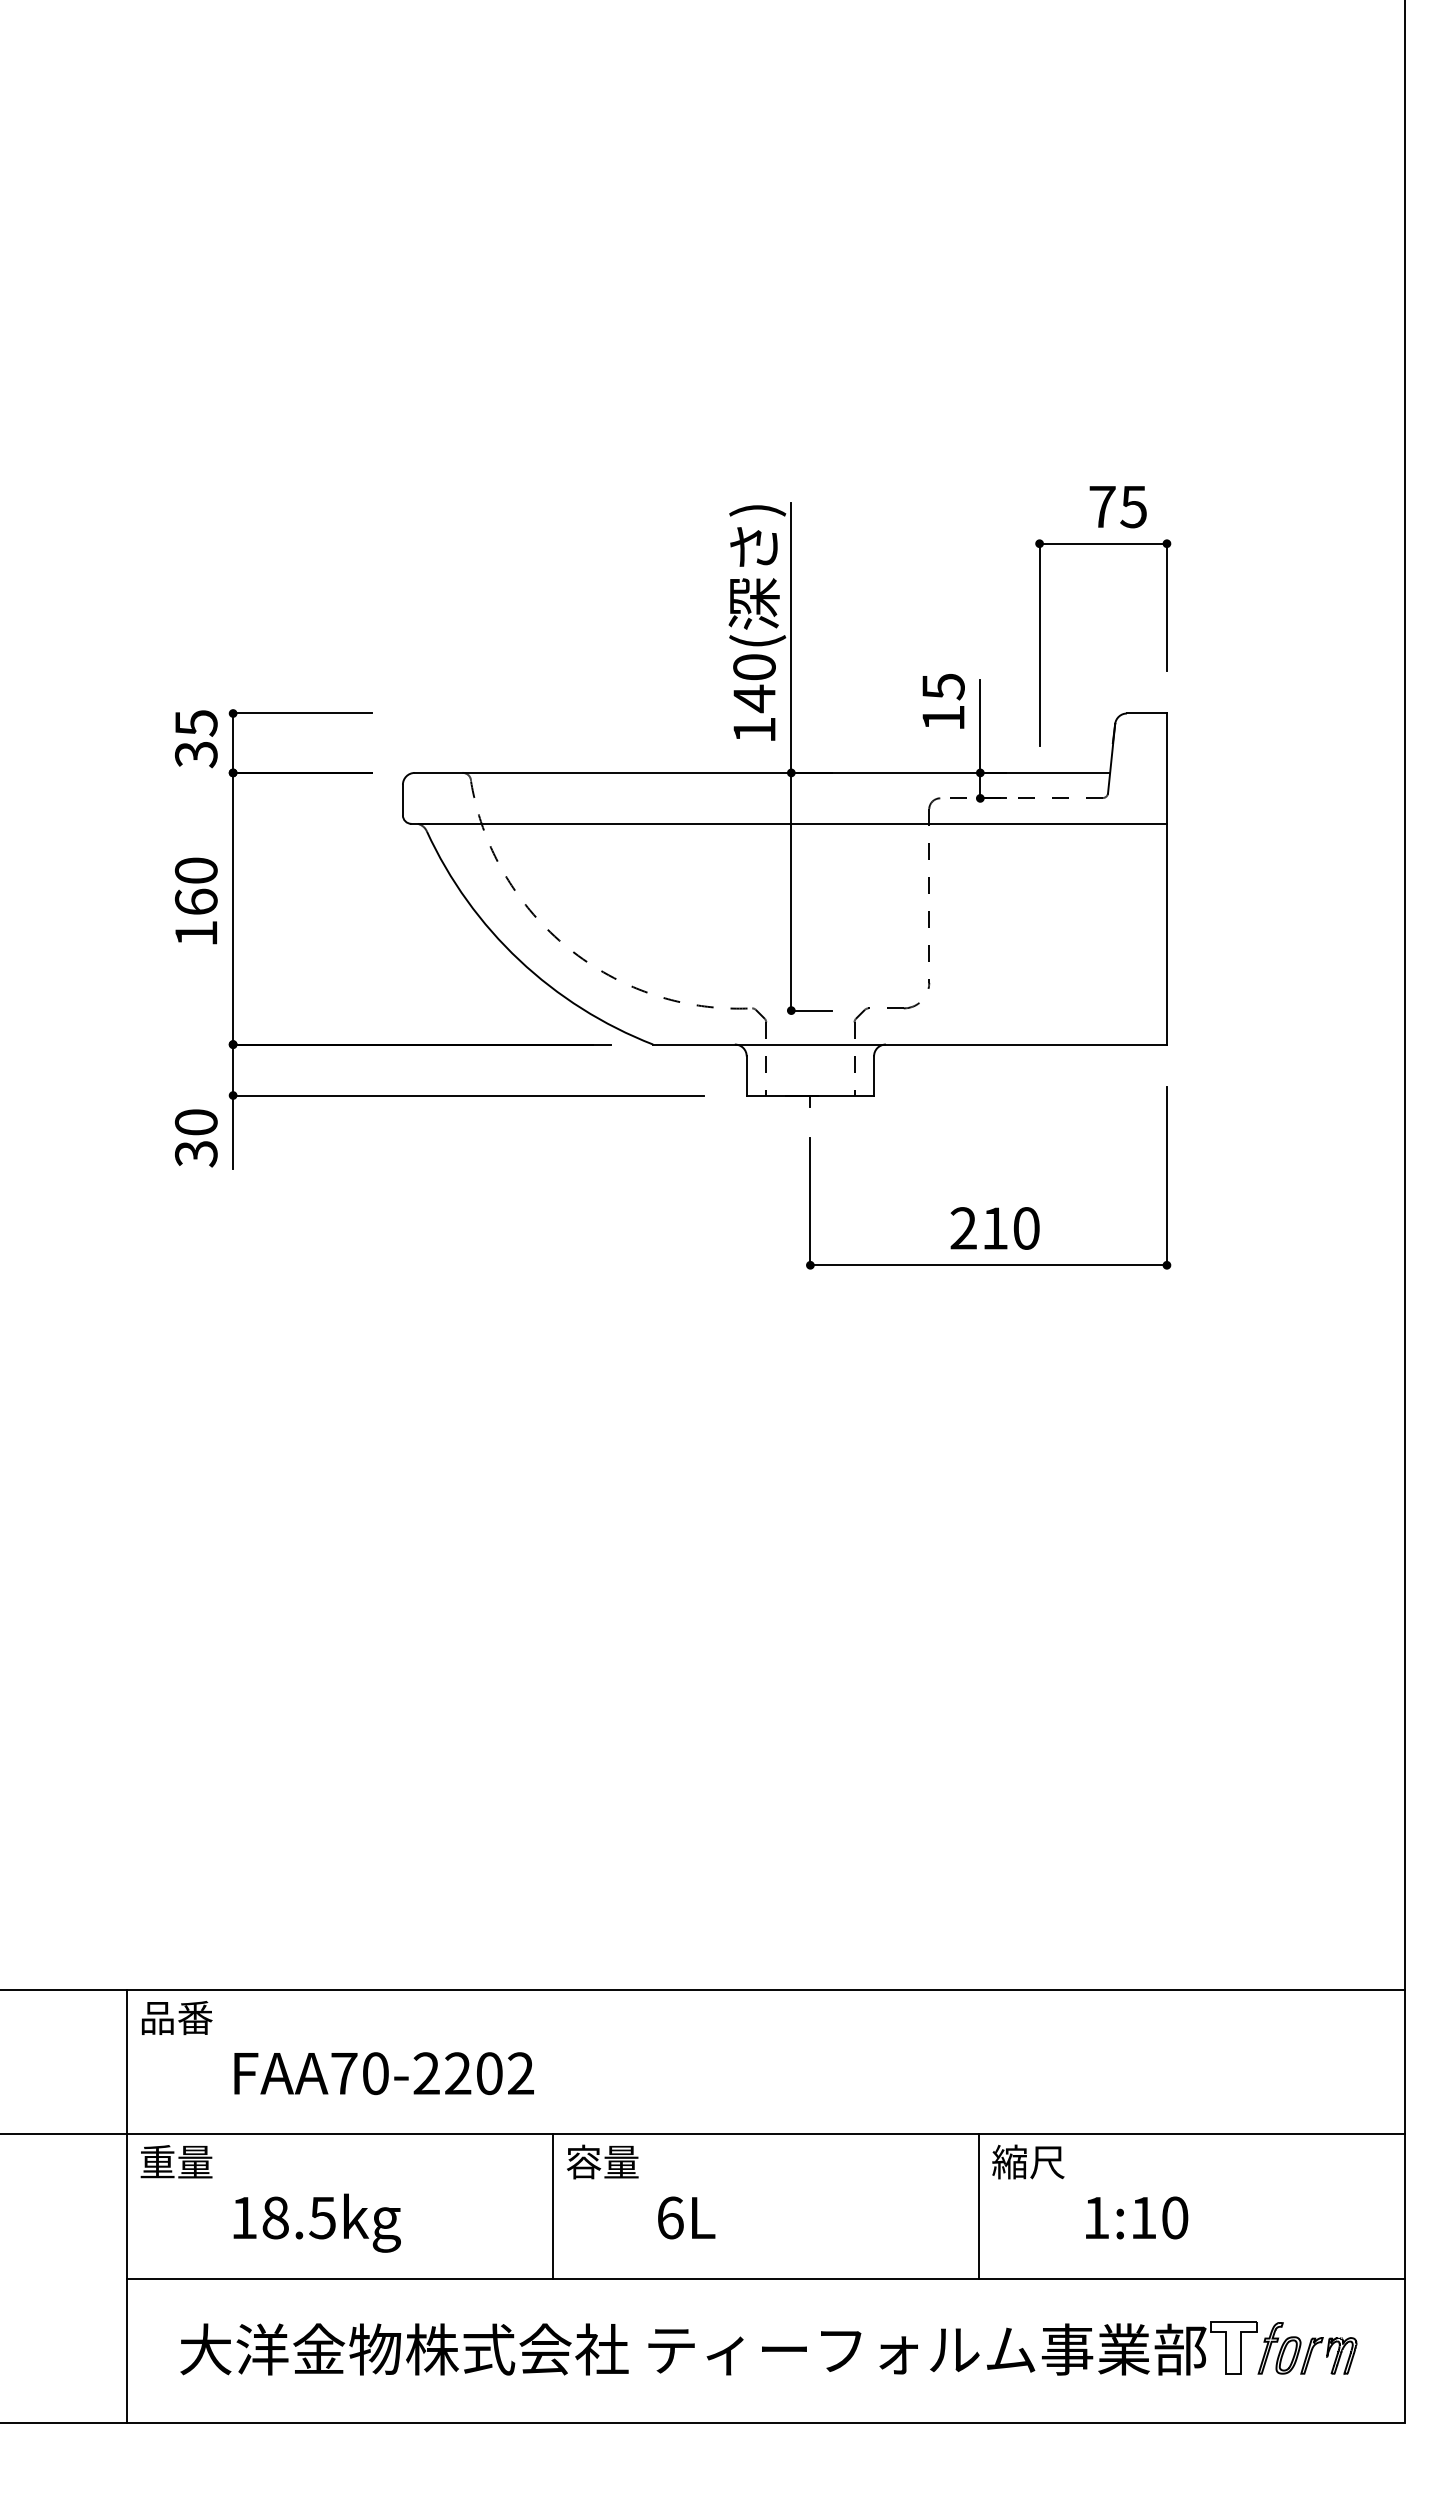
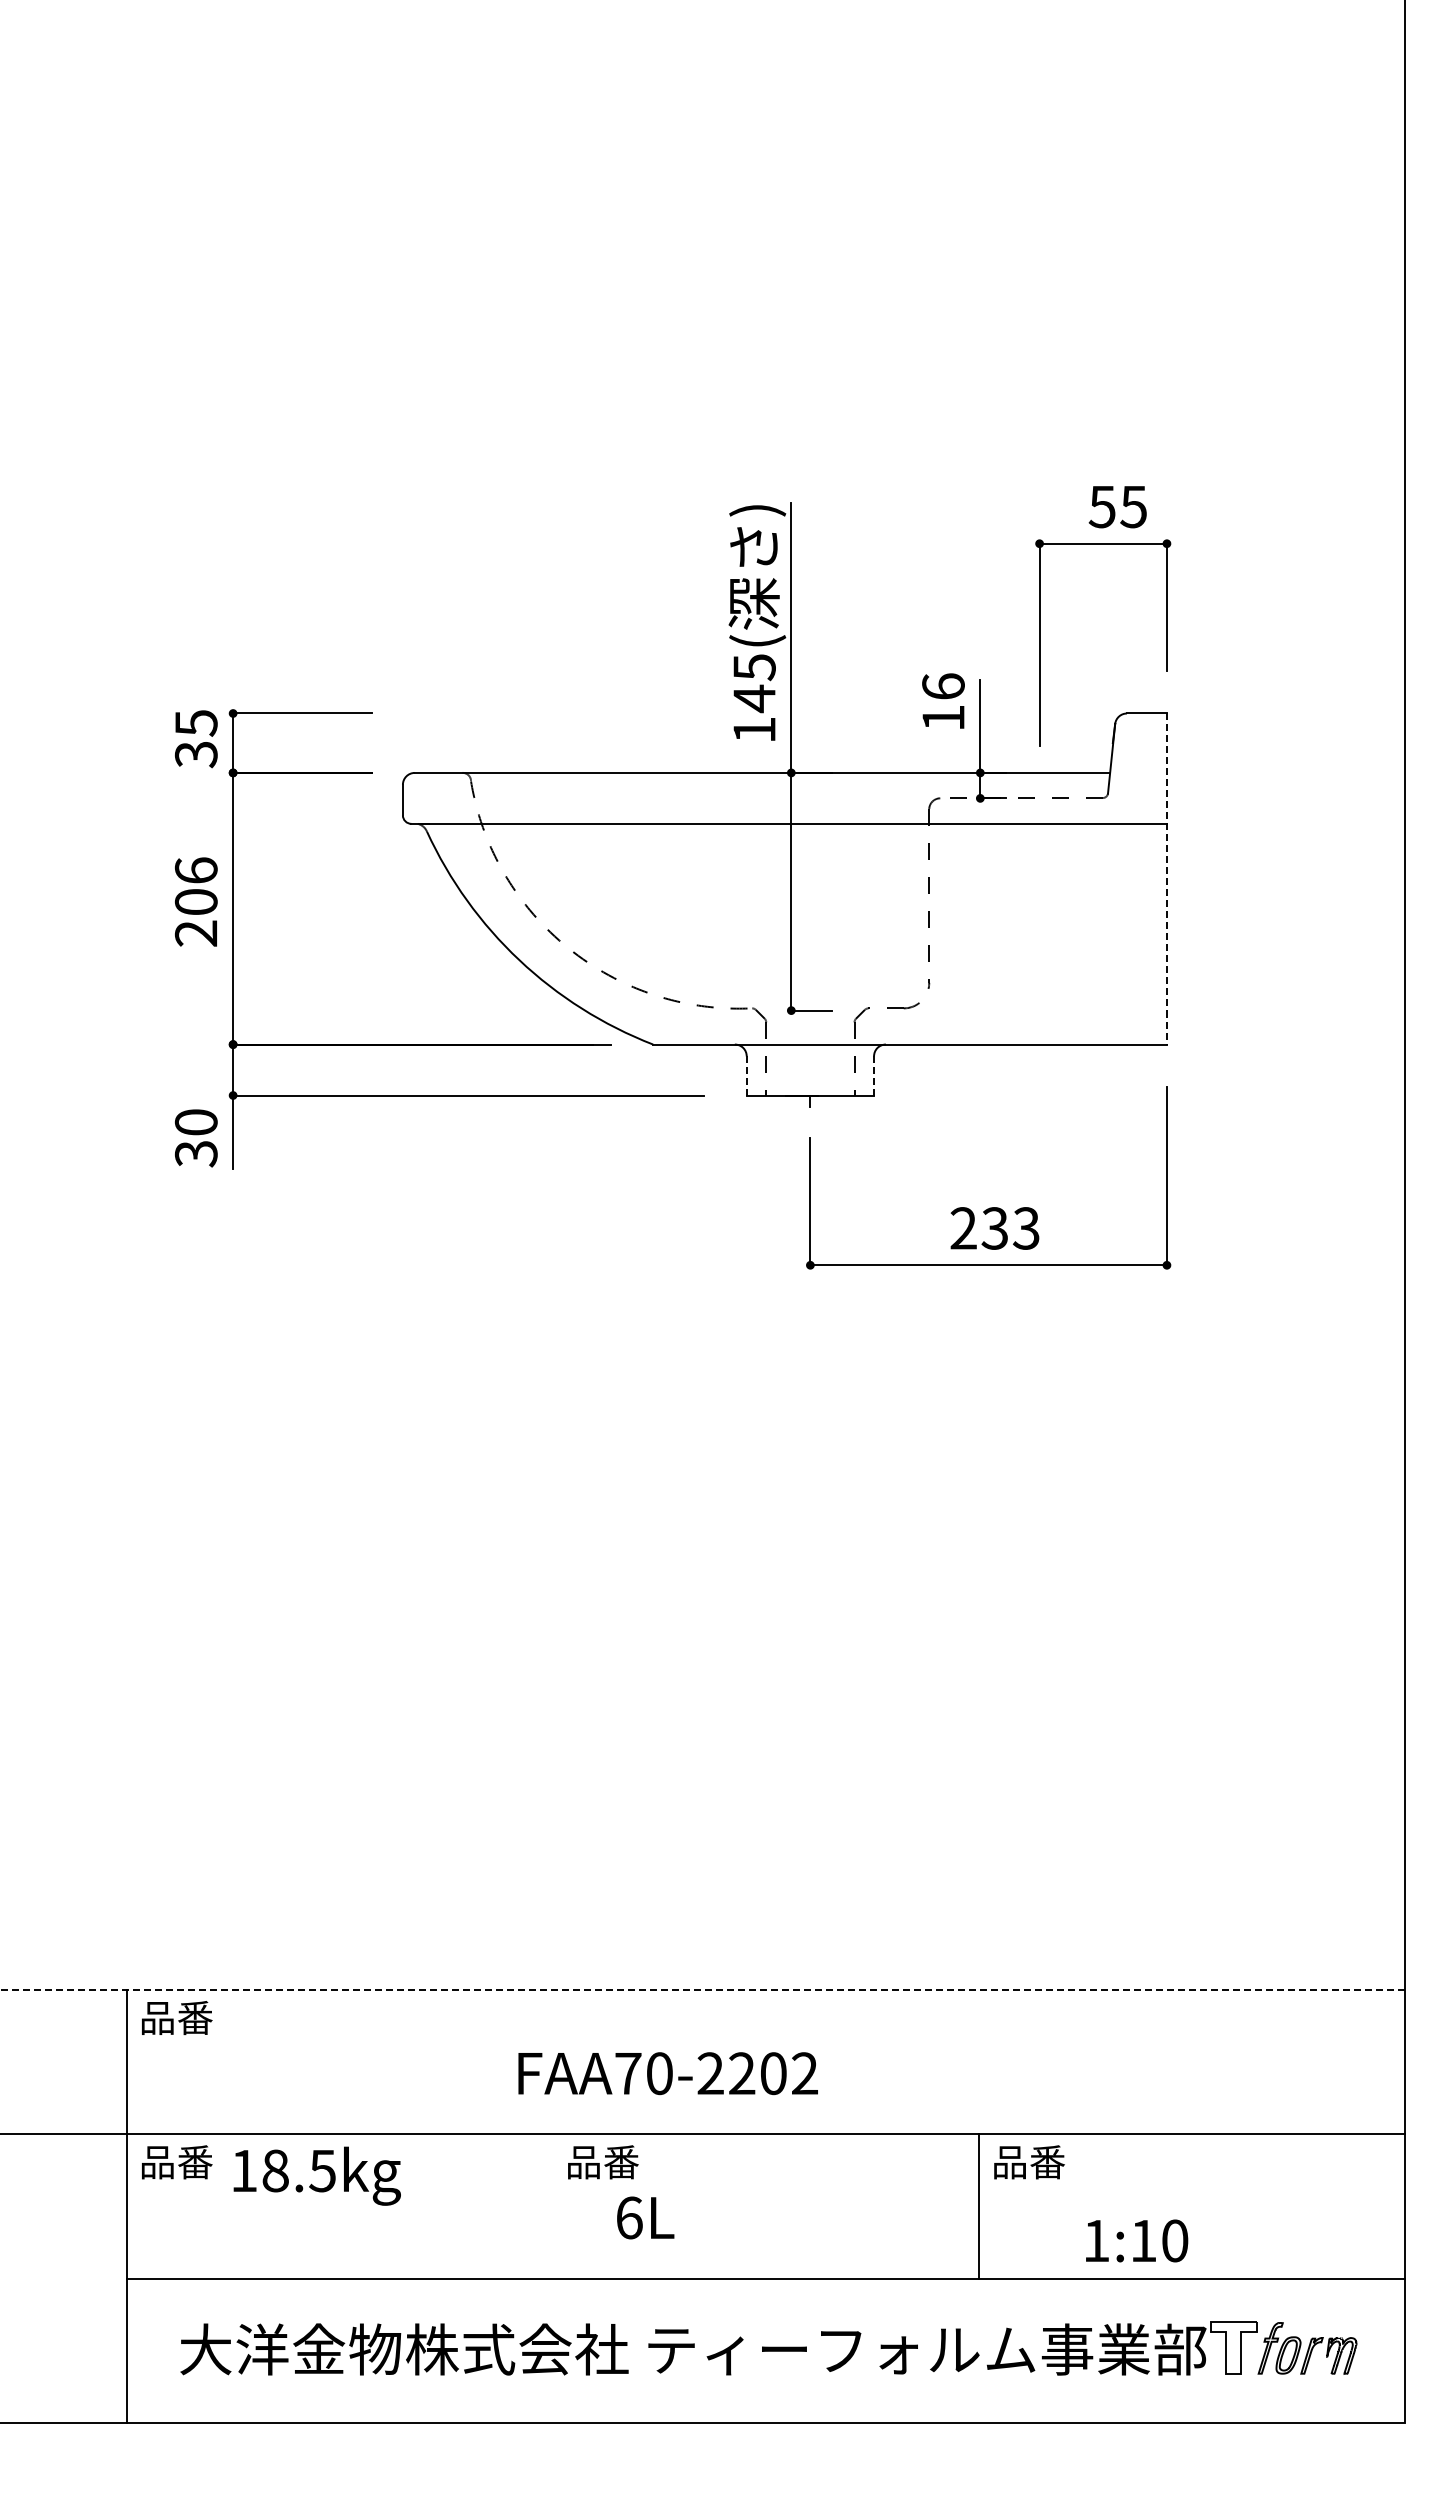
text: 75 -> 55 (1101, 507)
text: 140( -> 145( (754, 667)
text: 15 -> 16 (943, 686)
line: solid -> dashed (1166, 879)
text: 160 -> 206 (195, 901)
line: solid -> dashed (746, 1075)
line: solid -> dashed (874, 1075)
text: 210 -> 233 (1010, 1228)
line: solid -> dashed (702, 1990)
text position: (383, 2073) -> (667, 2073) (667, 2073)
text: 容量 -> 品番 (602, 2161)
text: 縮尺 -> 品番 (1028, 2161)
text: 重量 -> 品番 (176, 2162)
line: present -> none (553, 2206)
text position: (686, 2217) -> (645, 2217) (645, 2217)
text position: (1137, 2217) -> (1137, 2240) (1137, 2240)
text position: (316, 2222) -> (316, 2175) (316, 2175)
